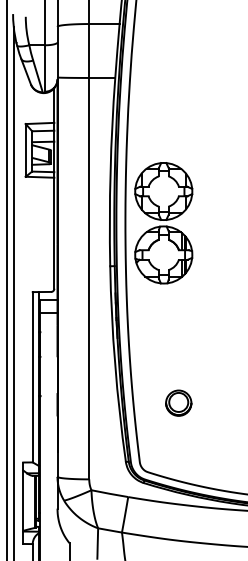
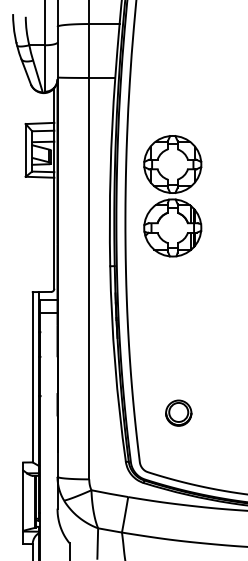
part position: (163, 223) -> (172, 196) (172, 196)
line: present -> none (7, 279)
line: present -> none (13, 291)
part position: (178, 402) -> (178, 412) (178, 412)
